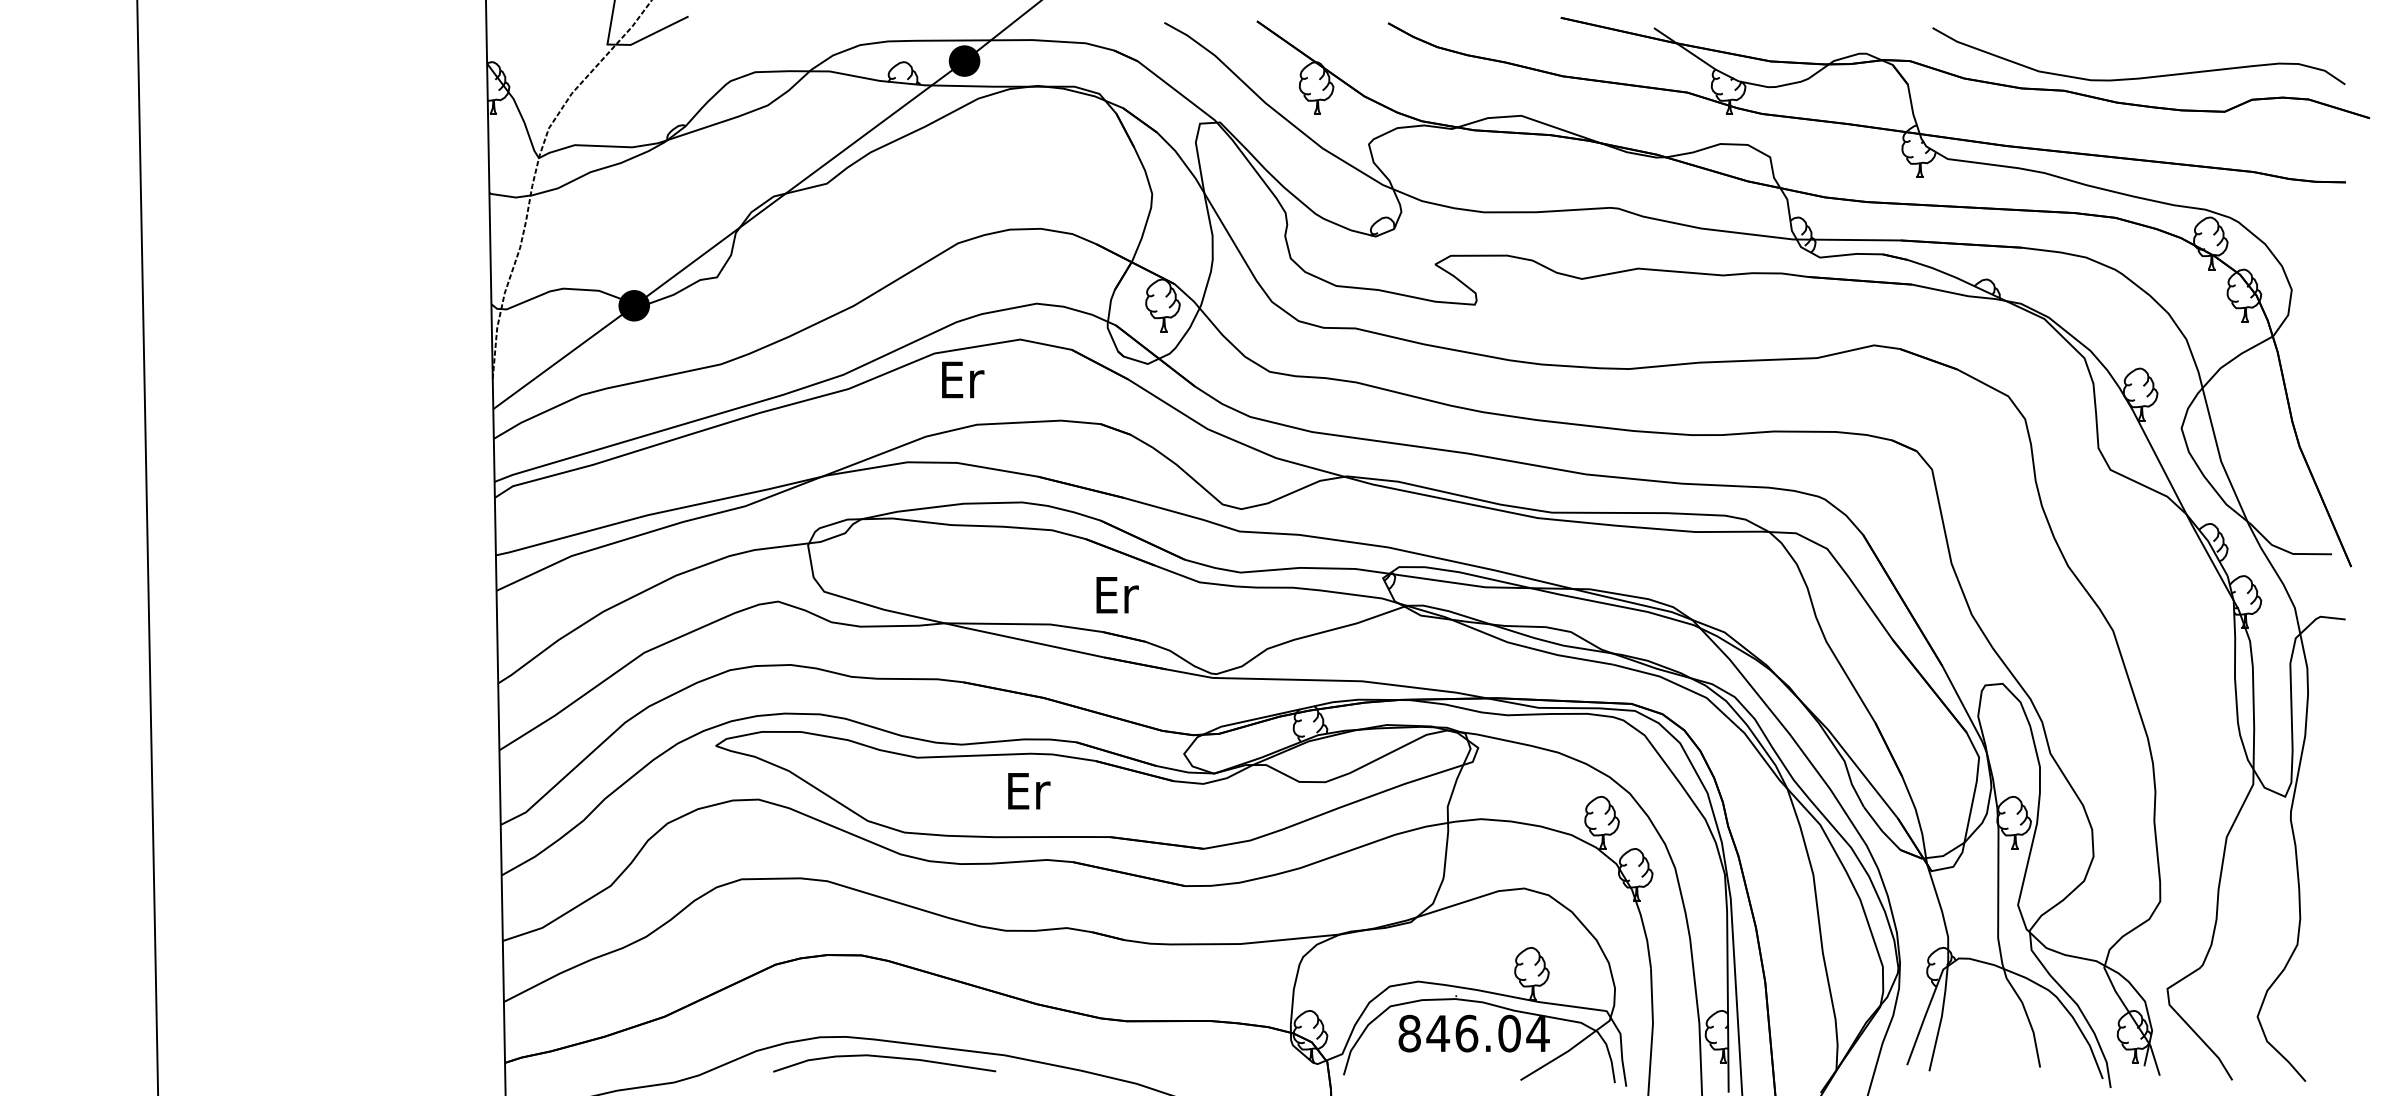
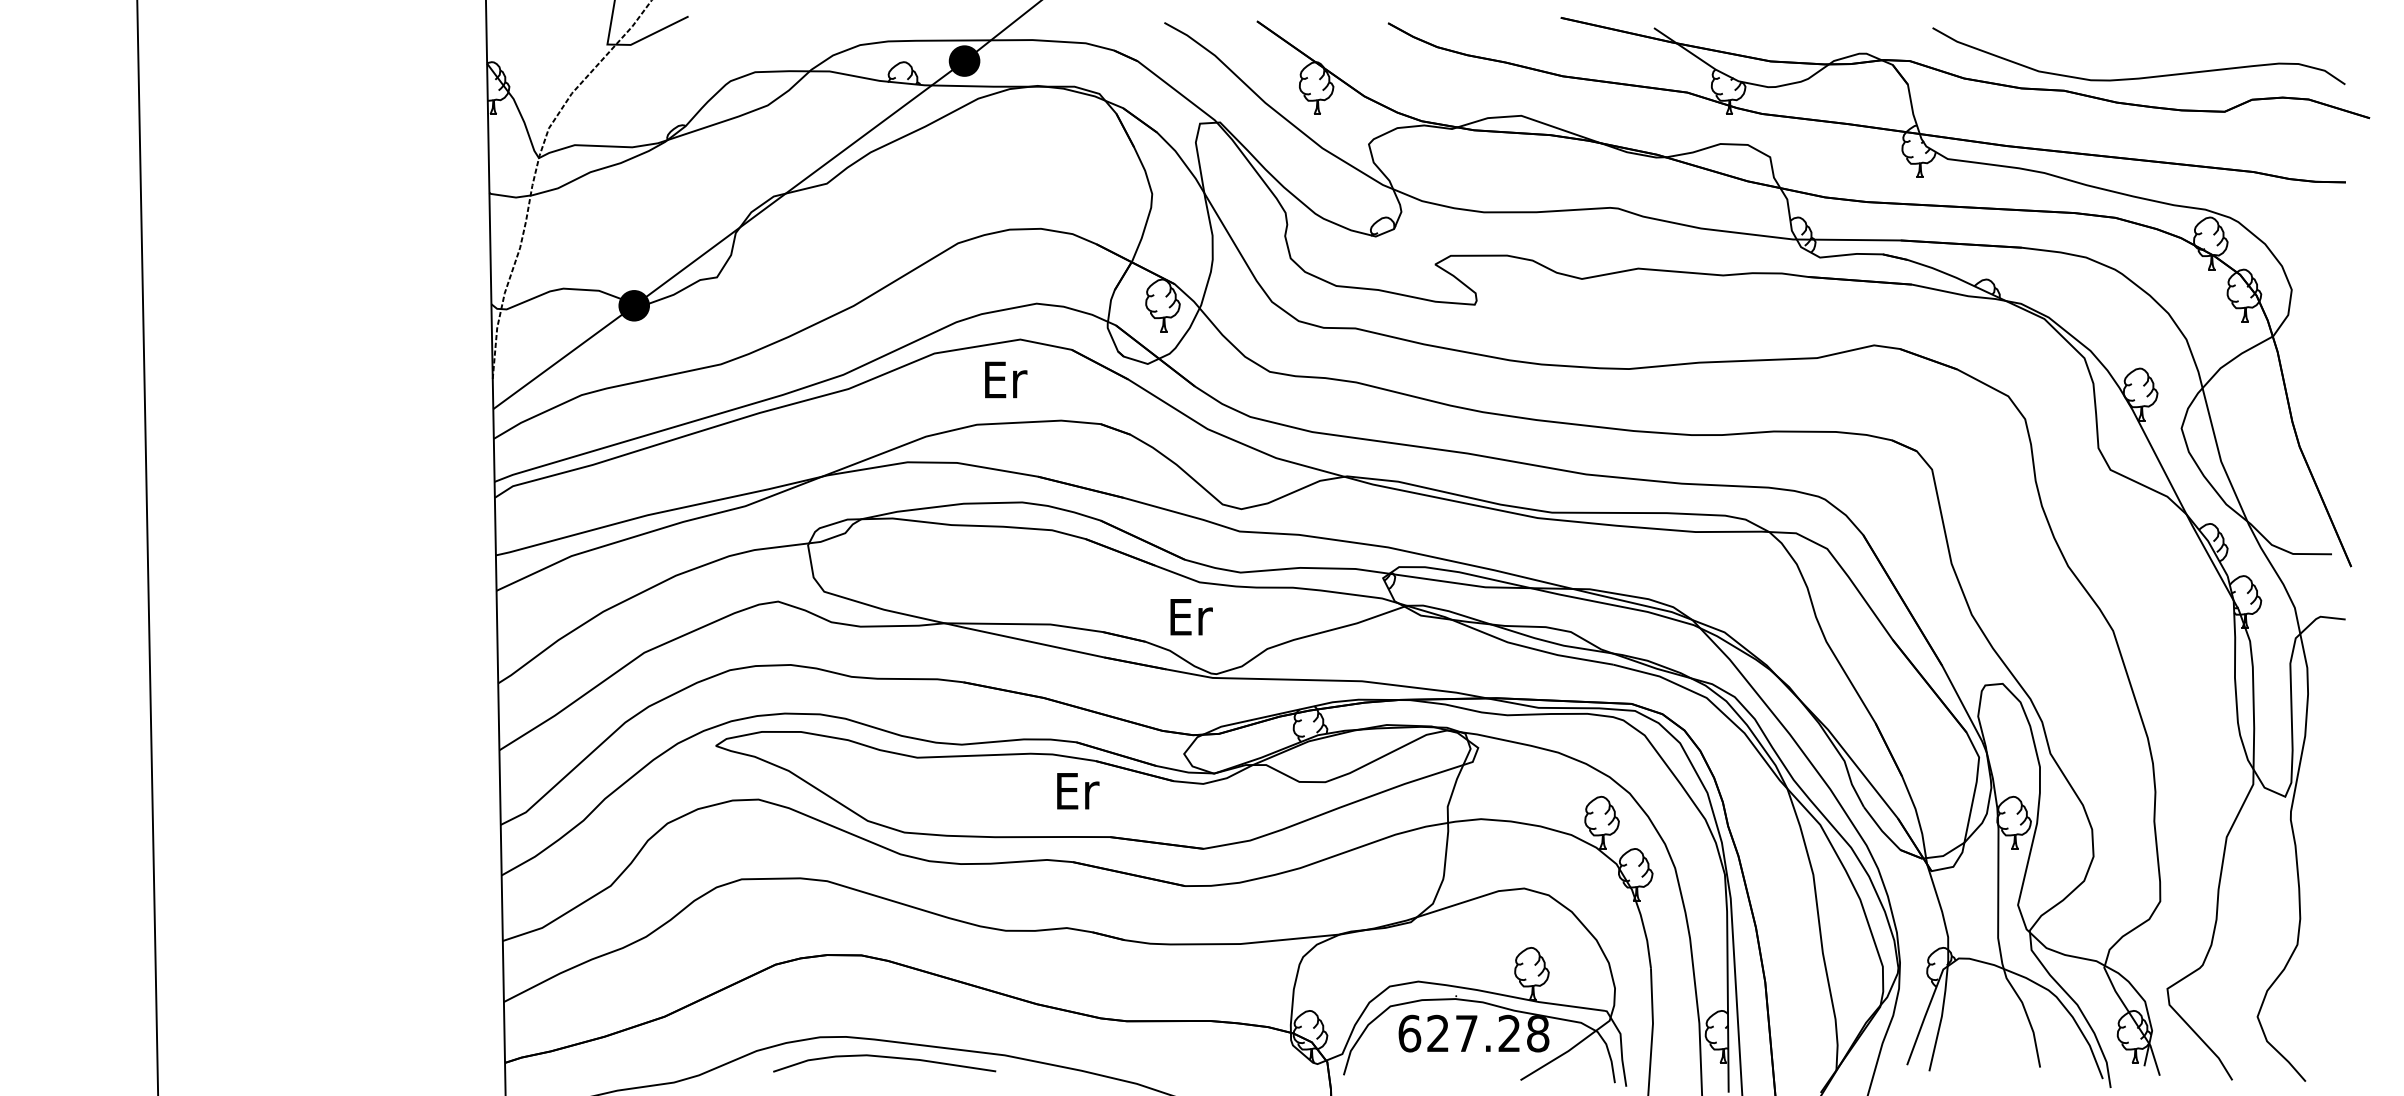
text position: (963, 379) -> (1006, 379) (1006, 379)
text position: (1117, 595) -> (1191, 617) (1191, 617)
text position: (1029, 791) -> (1078, 791) (1078, 791)
text: 846.04 -> 627.28 (1473, 1033)
